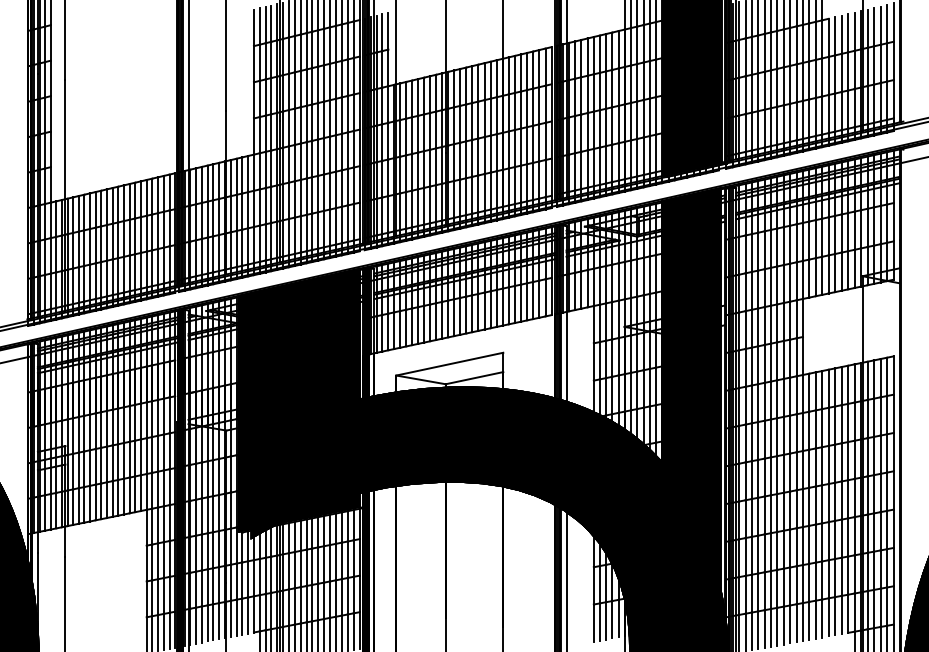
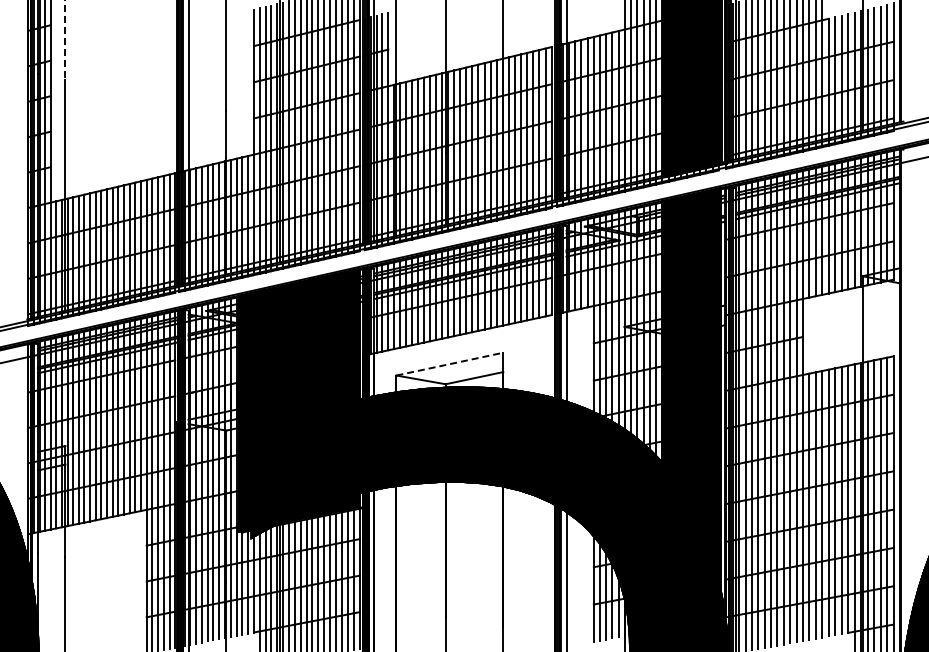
line: solid -> dashed (65, 39)
line: solid -> dashed (449, 364)
